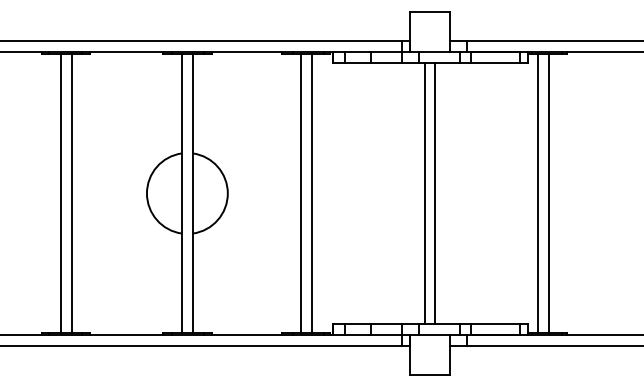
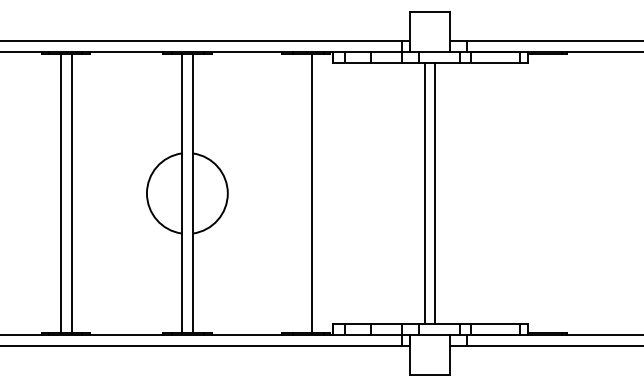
line: present -> none (300, 193)
line: present -> none (538, 193)
line: present -> none (549, 193)
